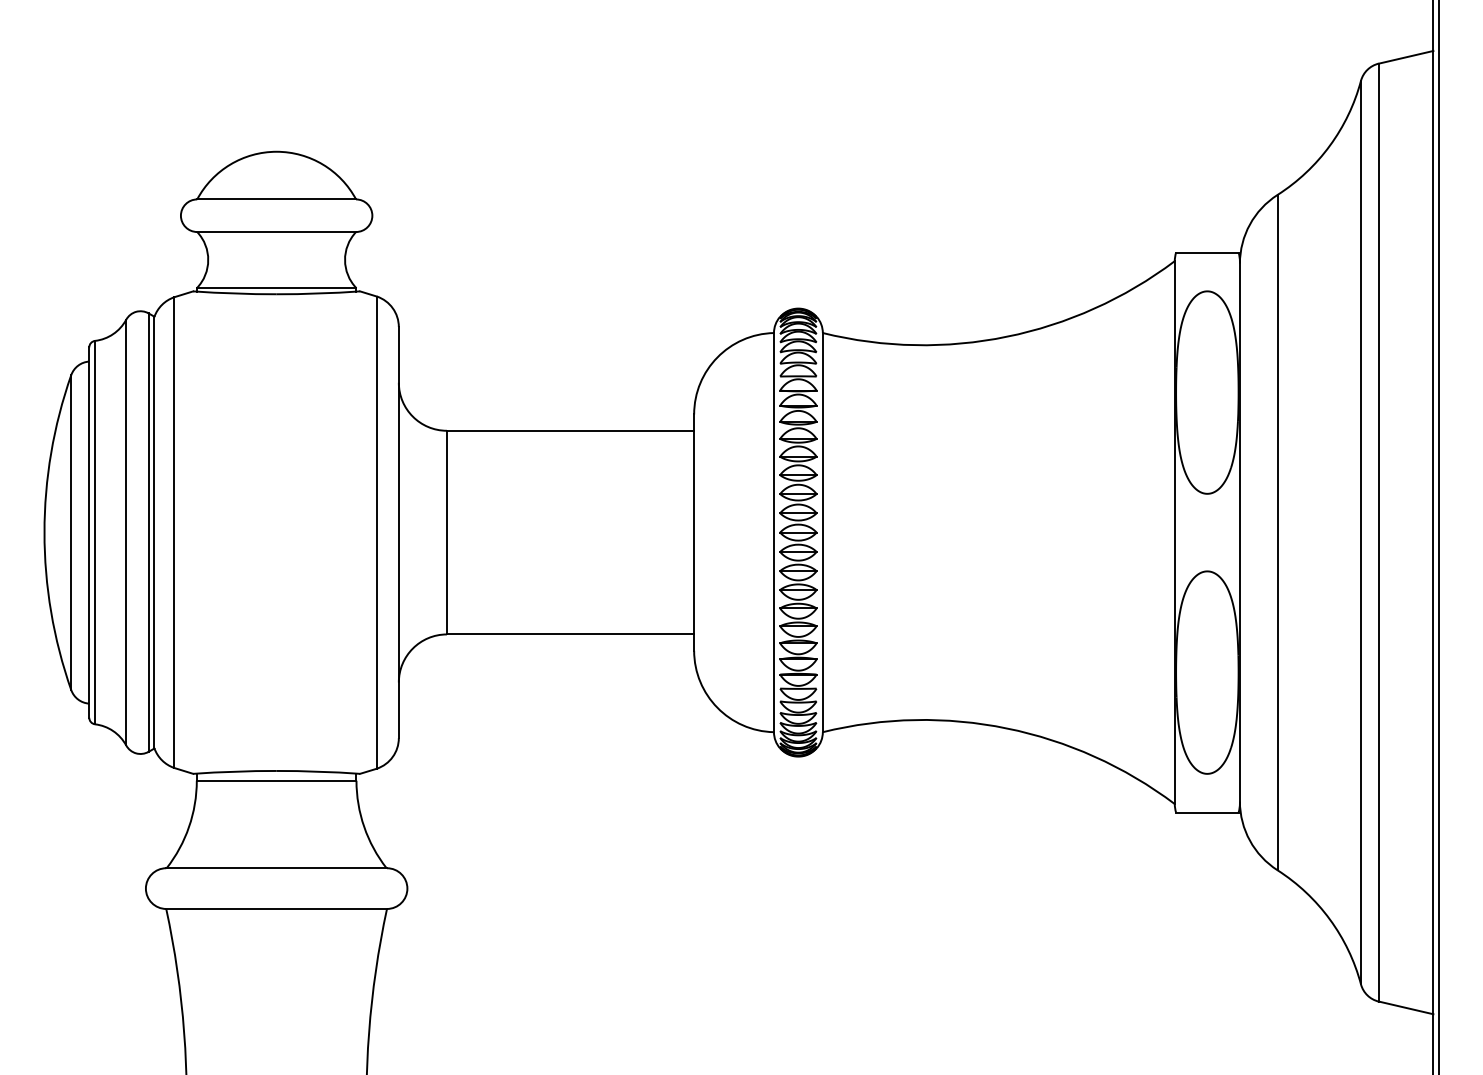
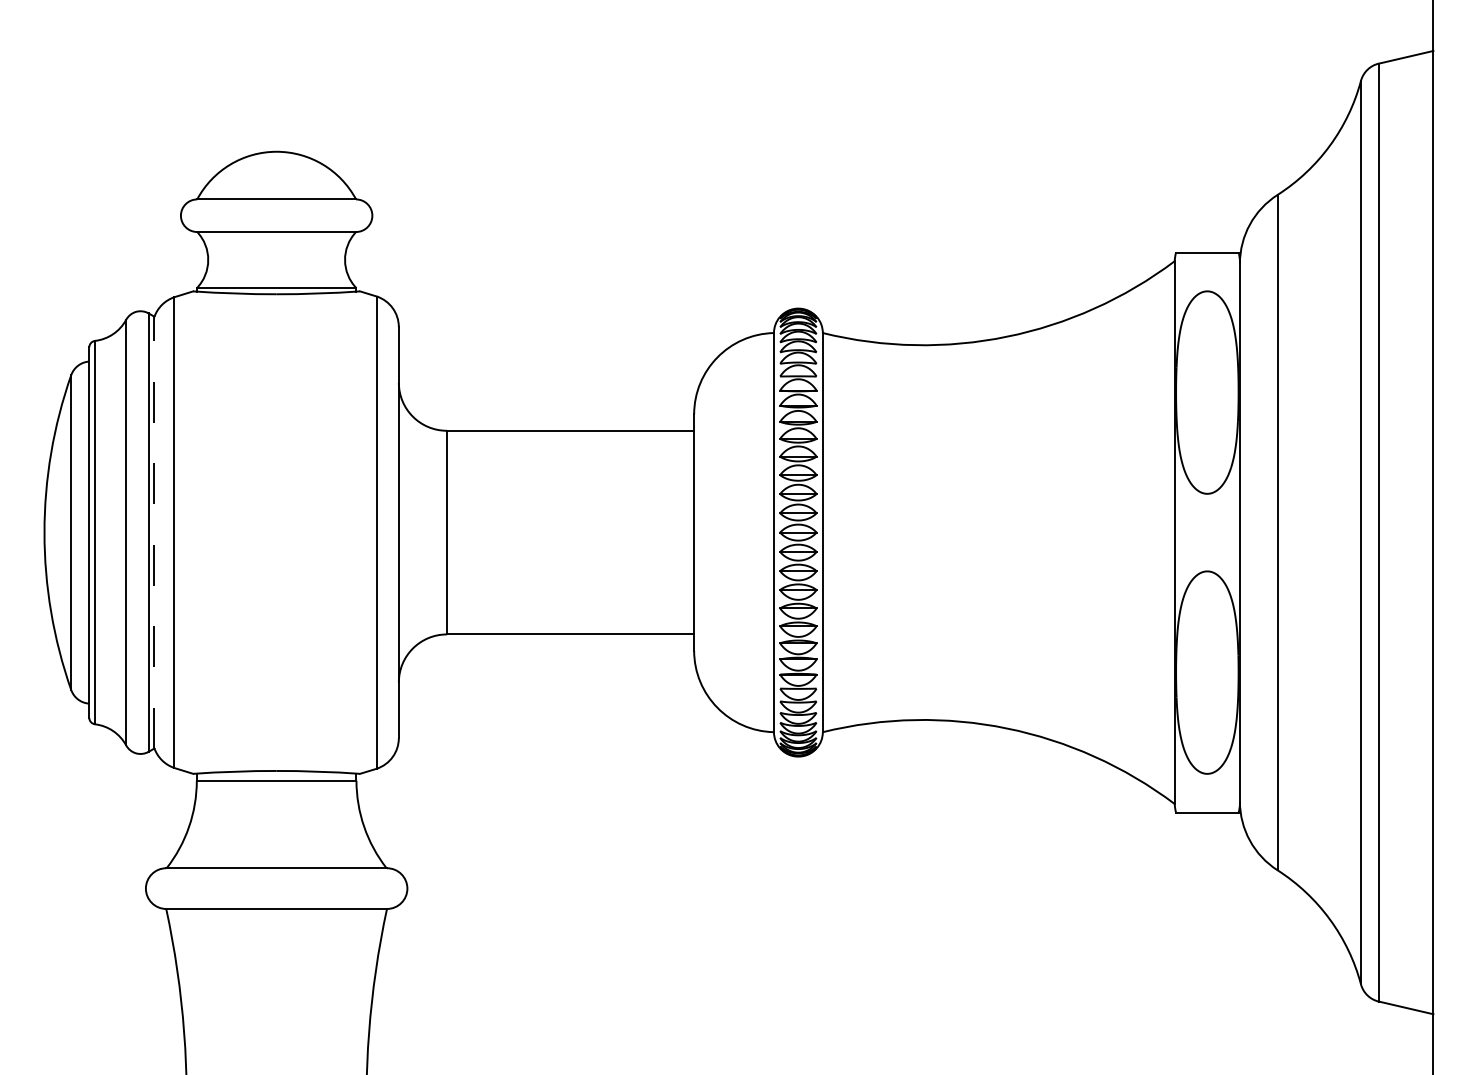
line: solid -> dashed (154, 532)
line: present -> none (1438, 536)
